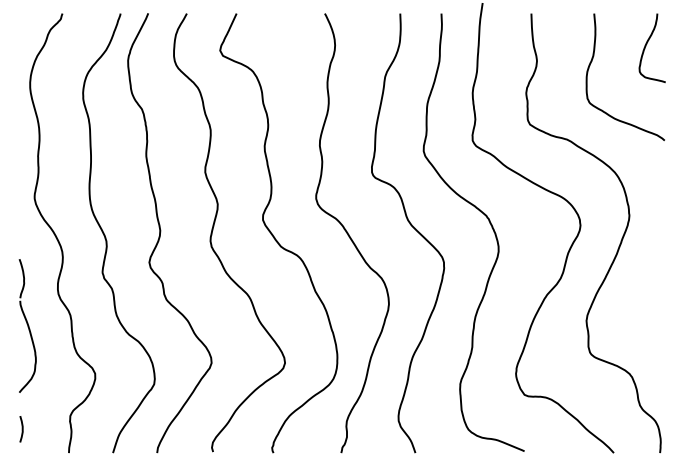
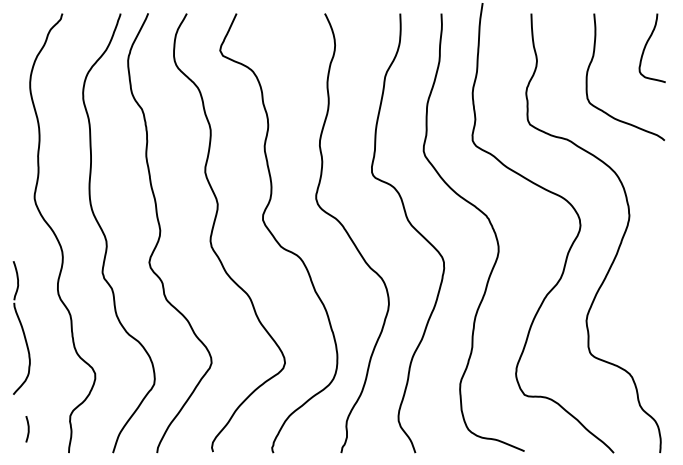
part position: (27, 325) -> (21, 327) (21, 327)
curve position: (21, 429) -> (27, 429) (27, 429)
